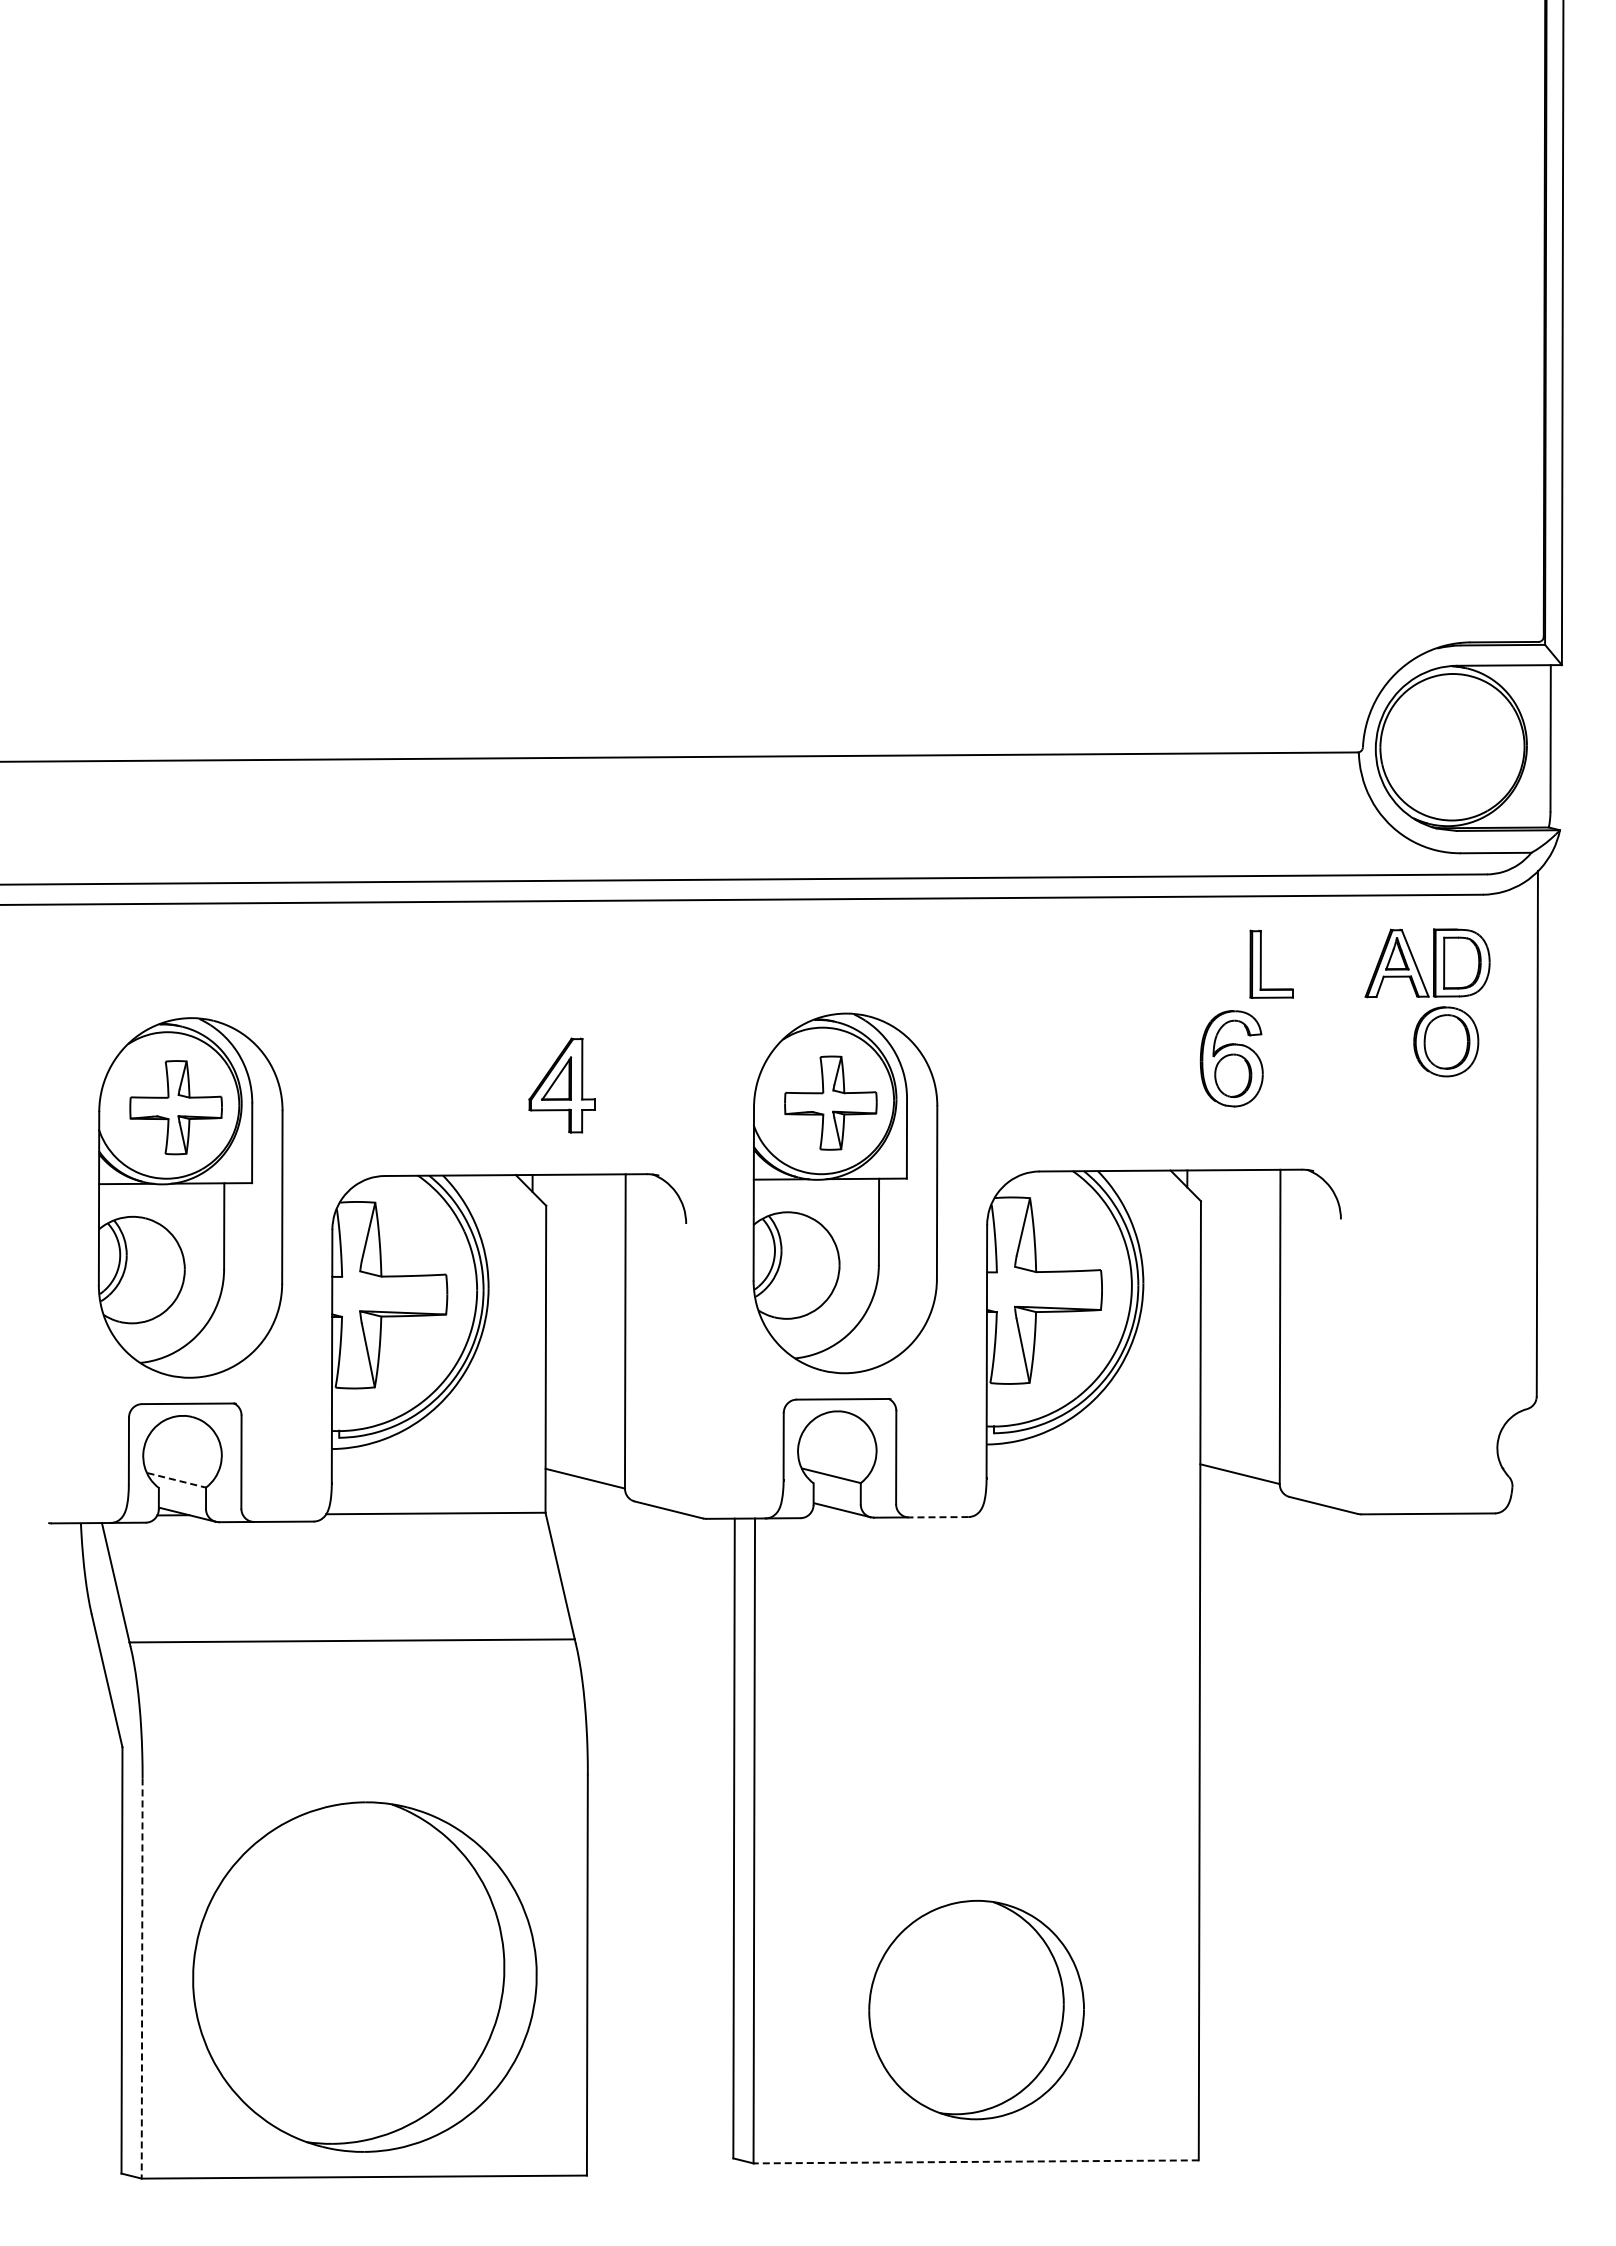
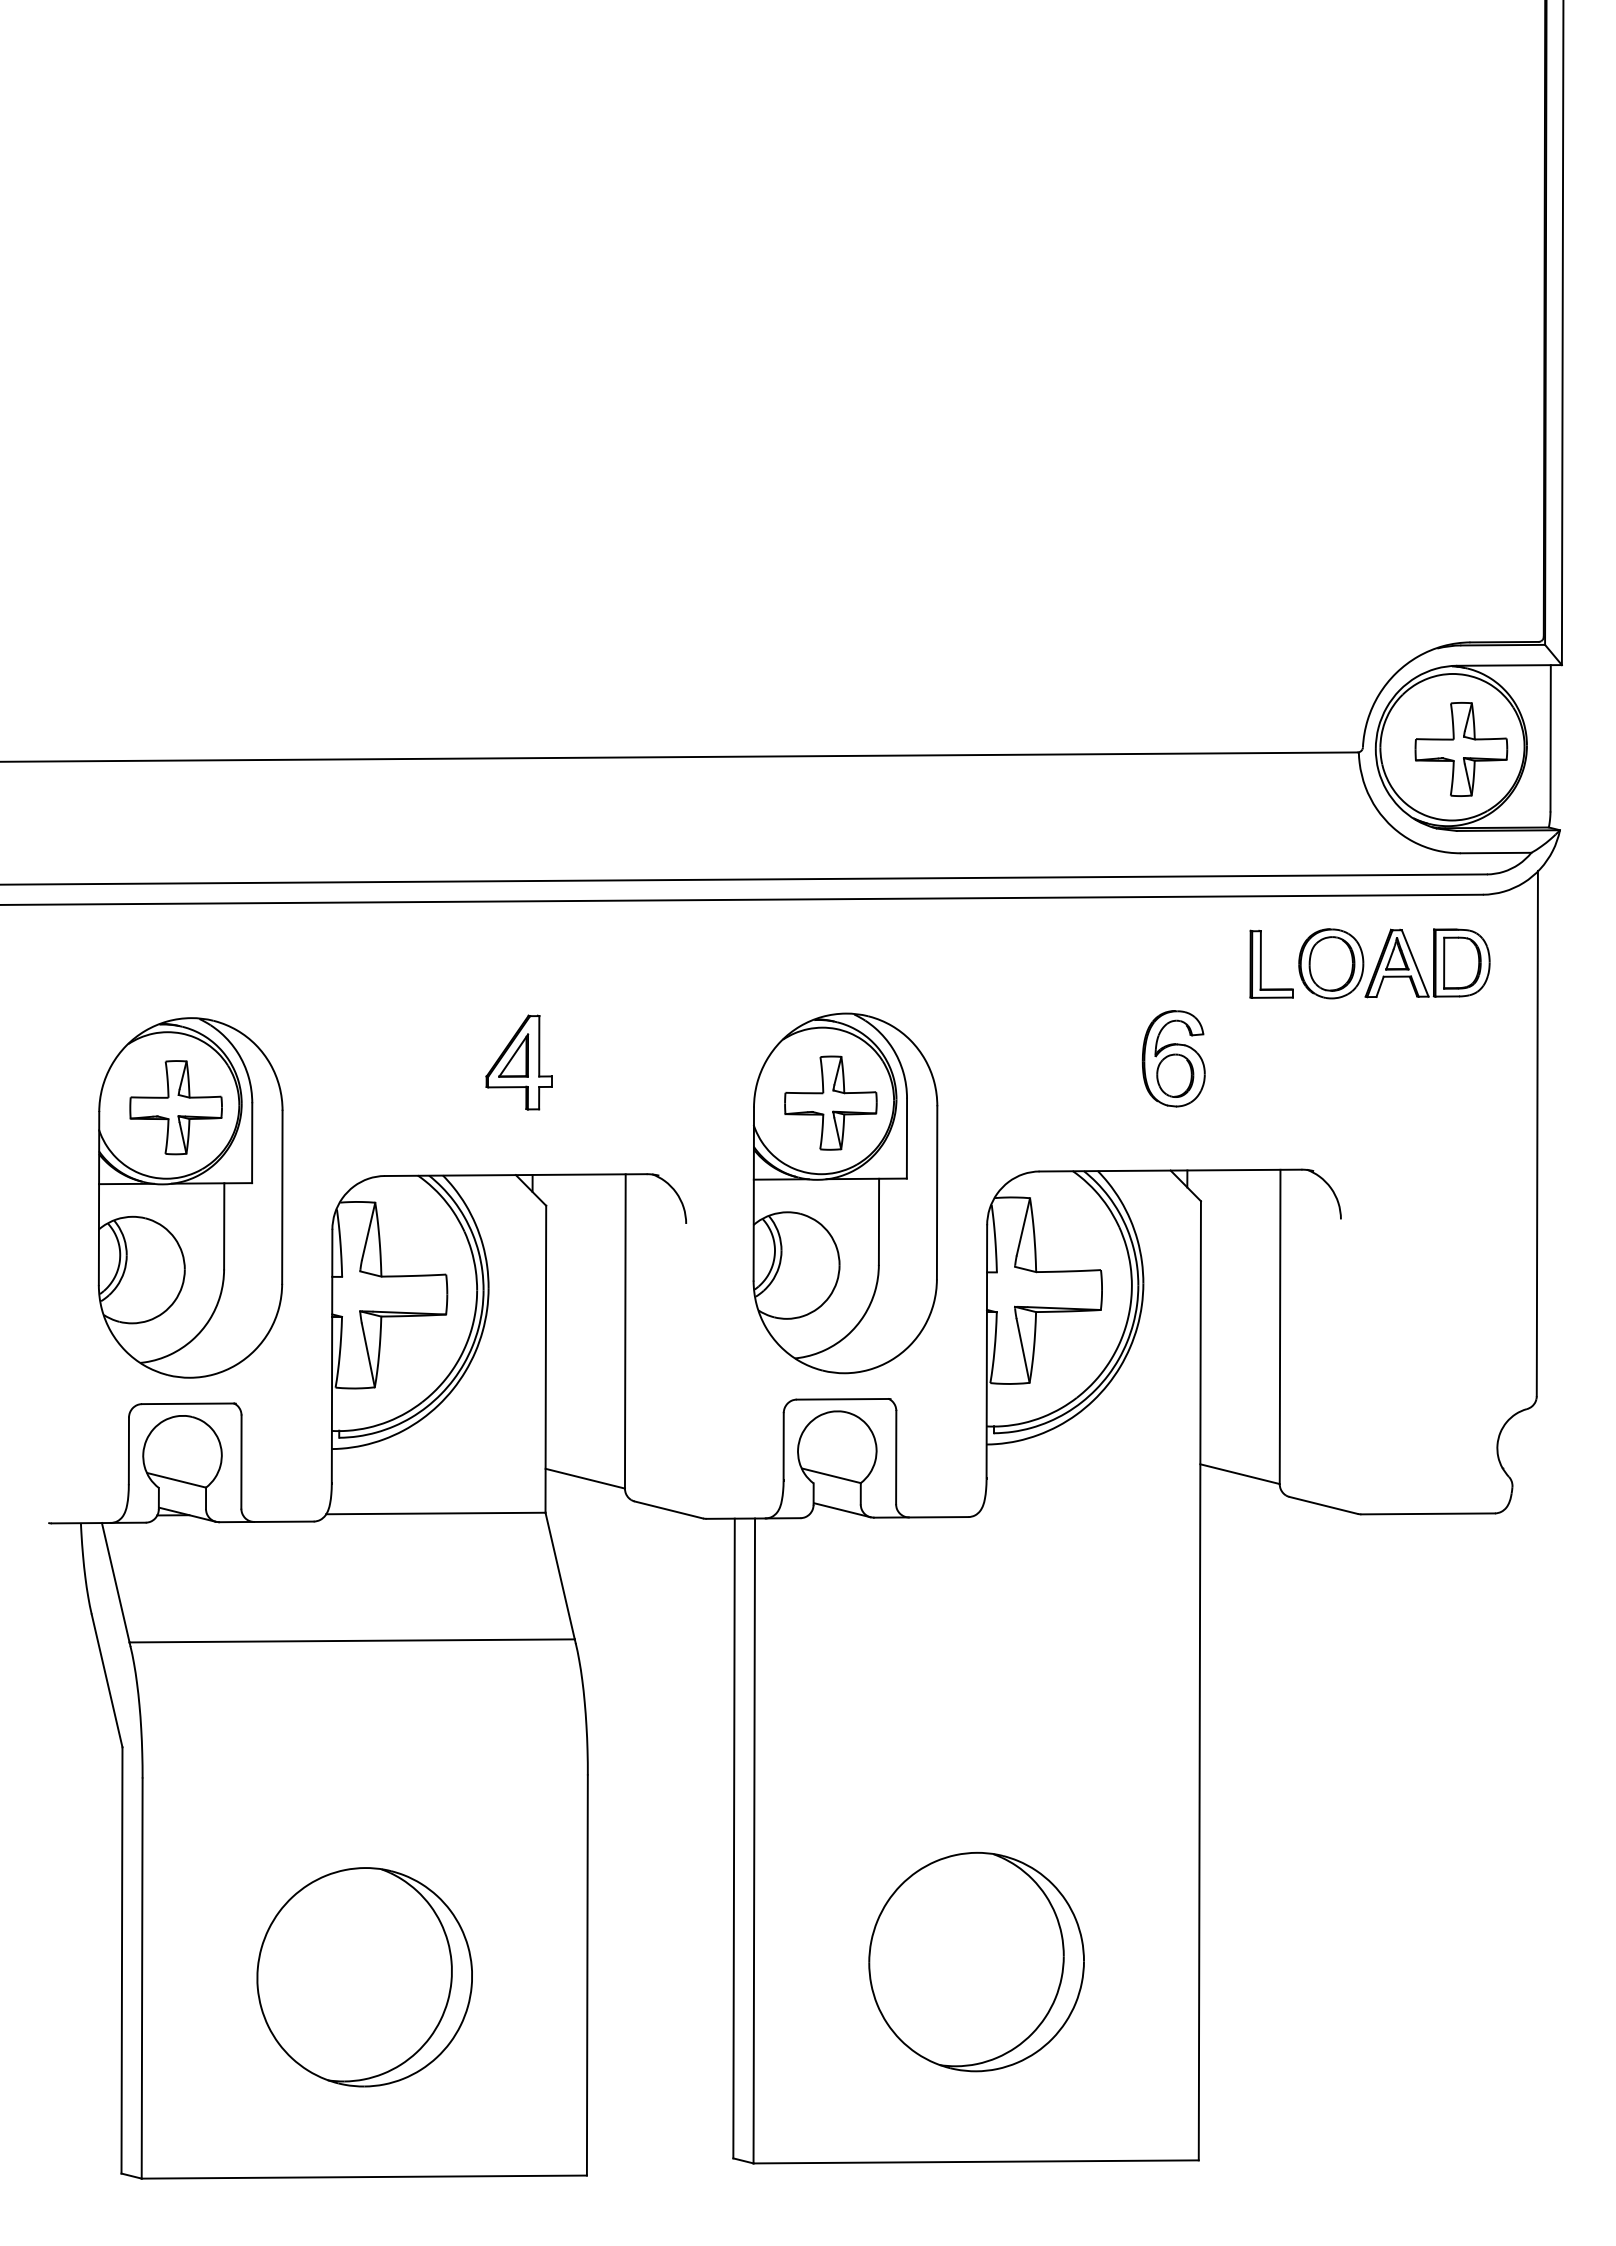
part: none -> present (1461, 749)
part position: (1446, 1041) -> (1331, 963) (1331, 963)
part position: (1231, 1058) -> (1173, 1058) (1173, 1058)
part position: (561, 1085) -> (518, 1062) (518, 1062)
line: dashed -> solid (177, 1480)
line: dashed -> solid (938, 1517)
part size: 346x352 px -> 217x221 px (364, 1977)
line: dashed -> solid (142, 1979)
part position: (976, 2009) -> (976, 1961) (976, 1961)
line: dashed -> solid (976, 2161)
